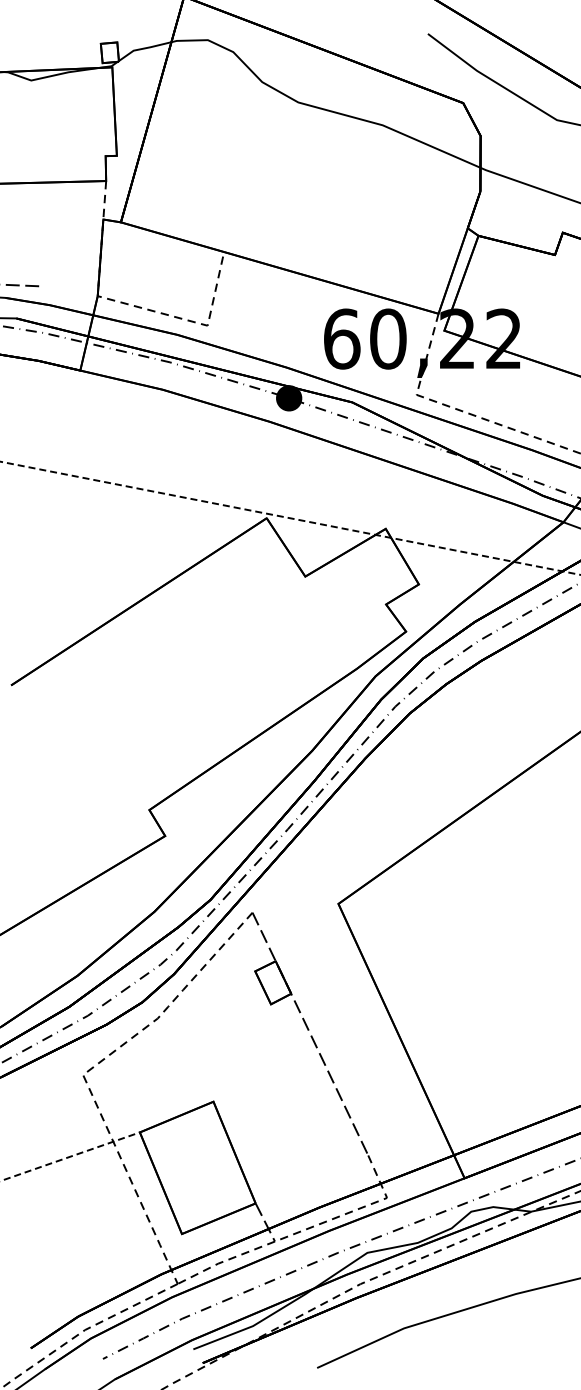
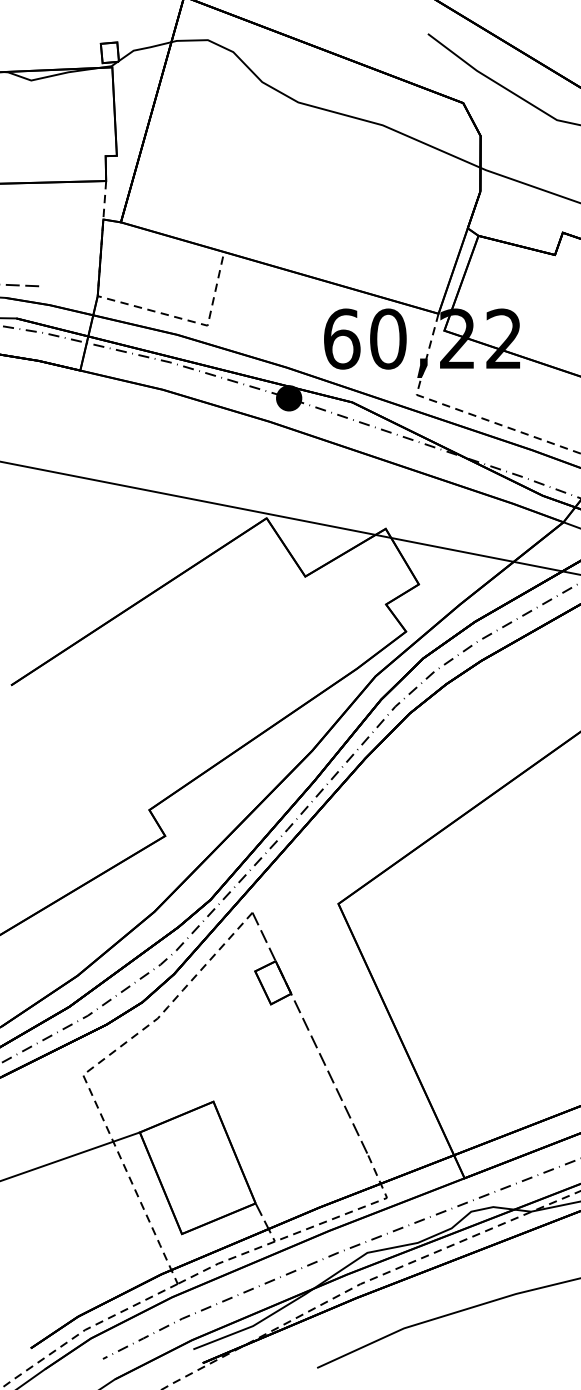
line: dashed -> solid (290, 518)
line: dashed -> solid (70, 1156)
